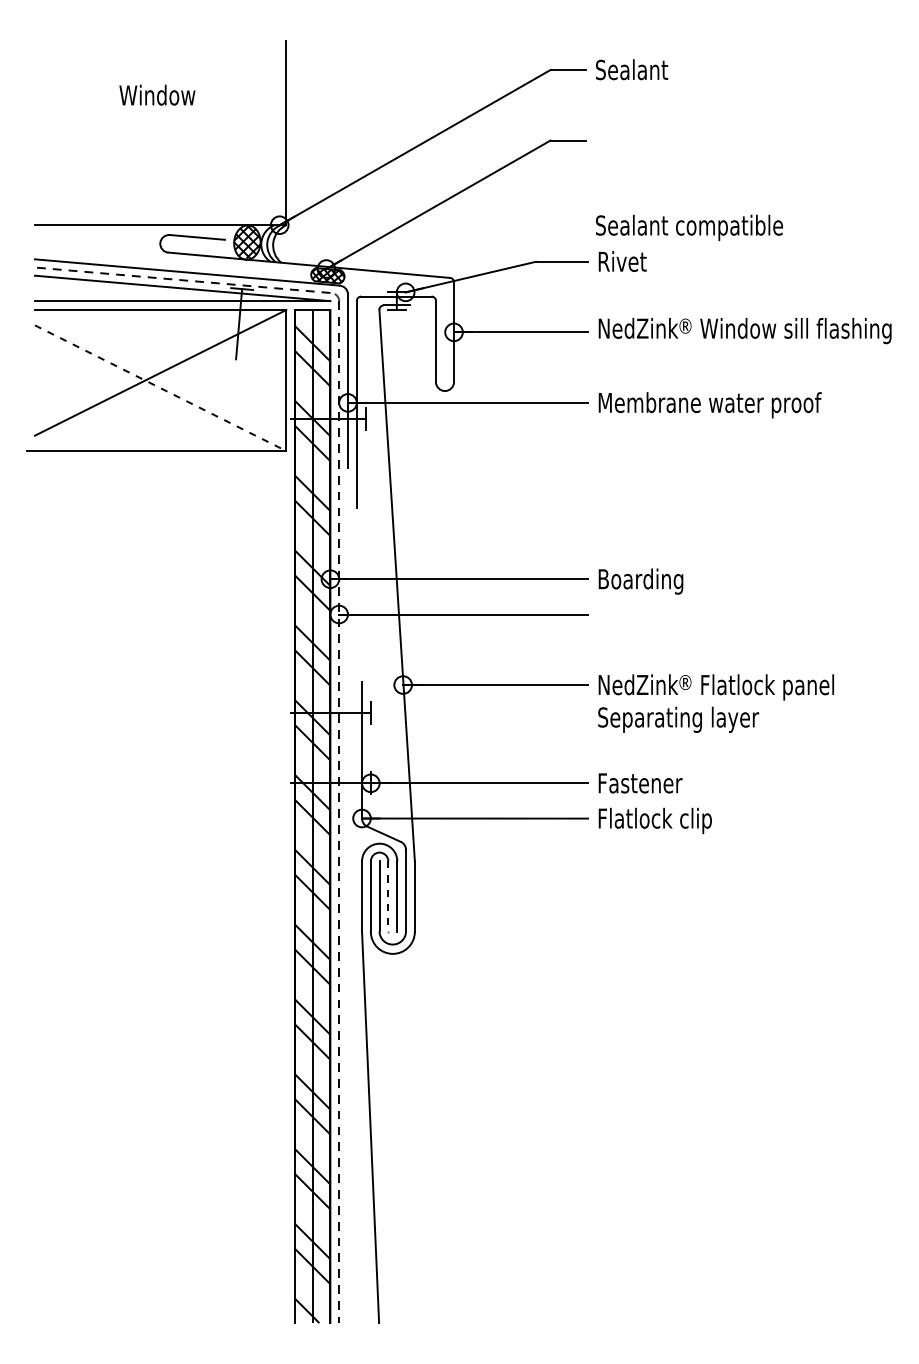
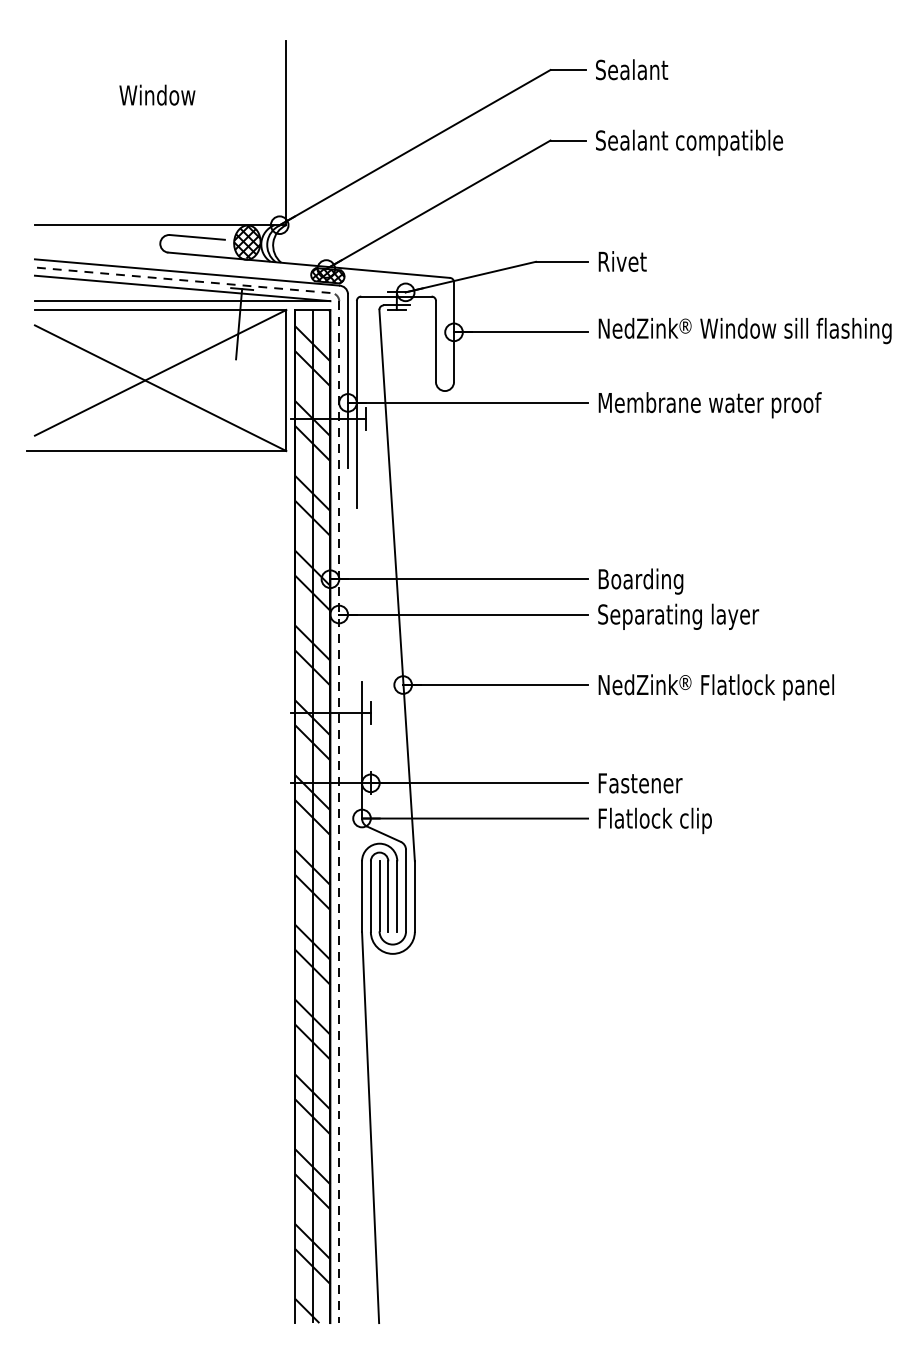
text position: (689, 227) -> (689, 142) (689, 142)
line: dashed -> solid (160, 388)
text position: (678, 719) -> (678, 616) (678, 616)
line: dashed -> solid (388, 897)
